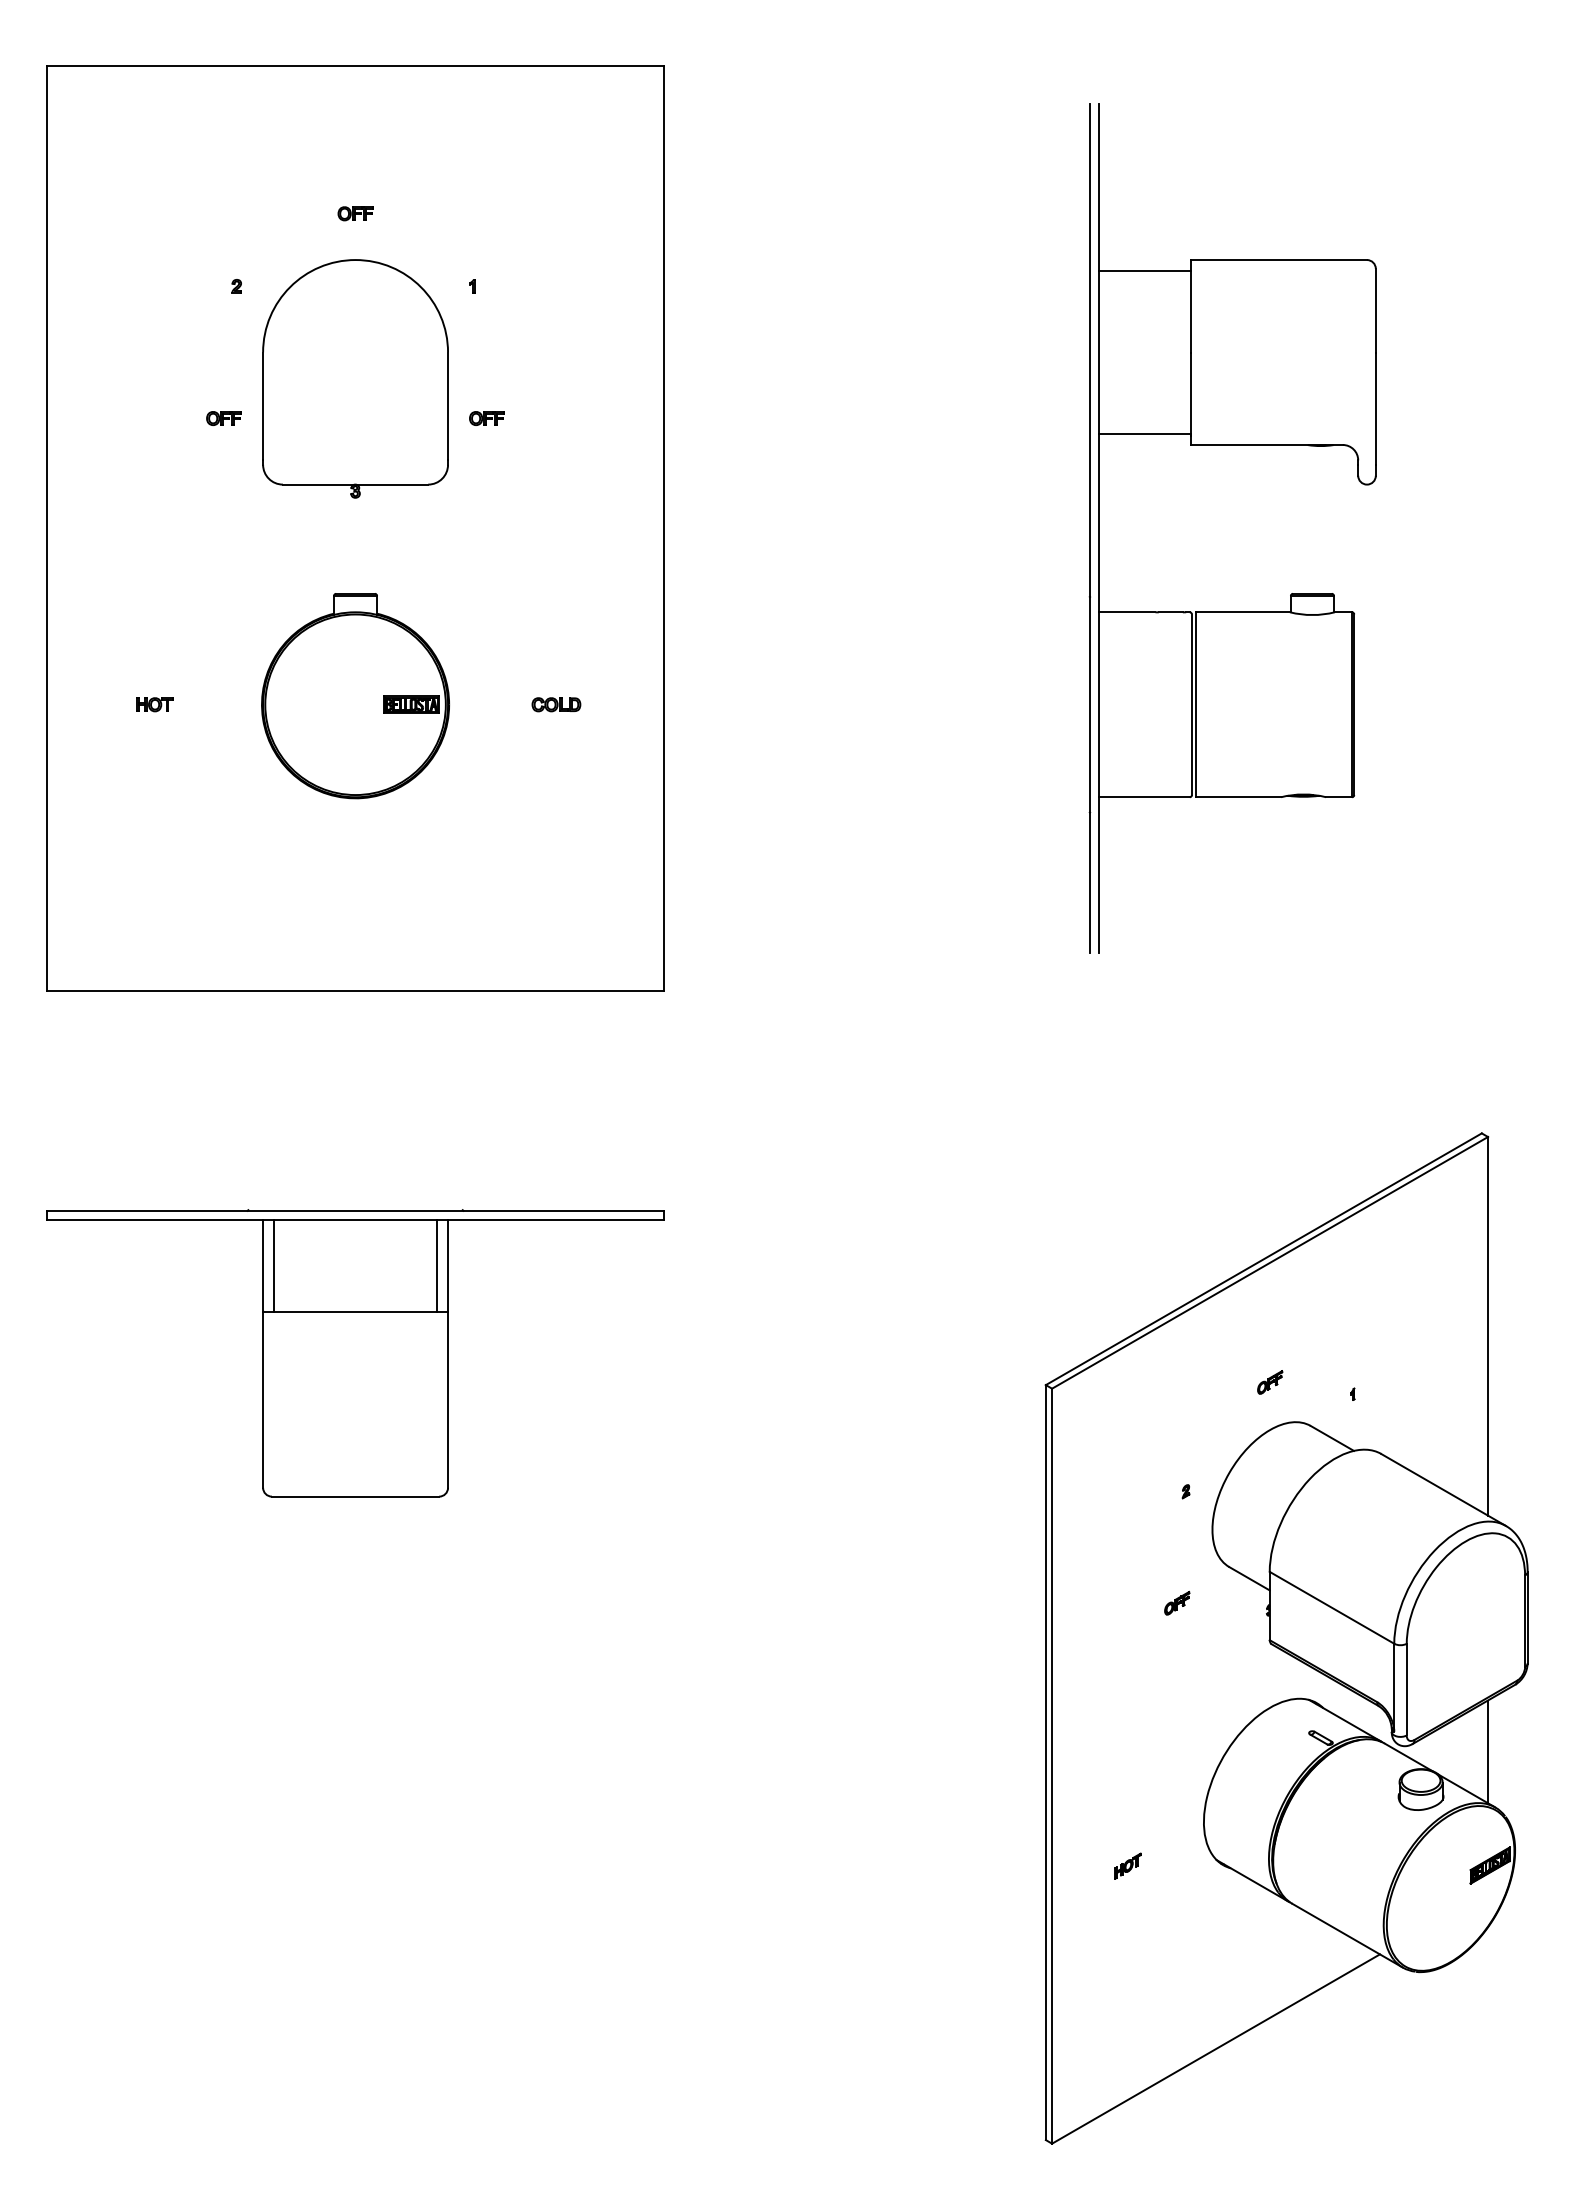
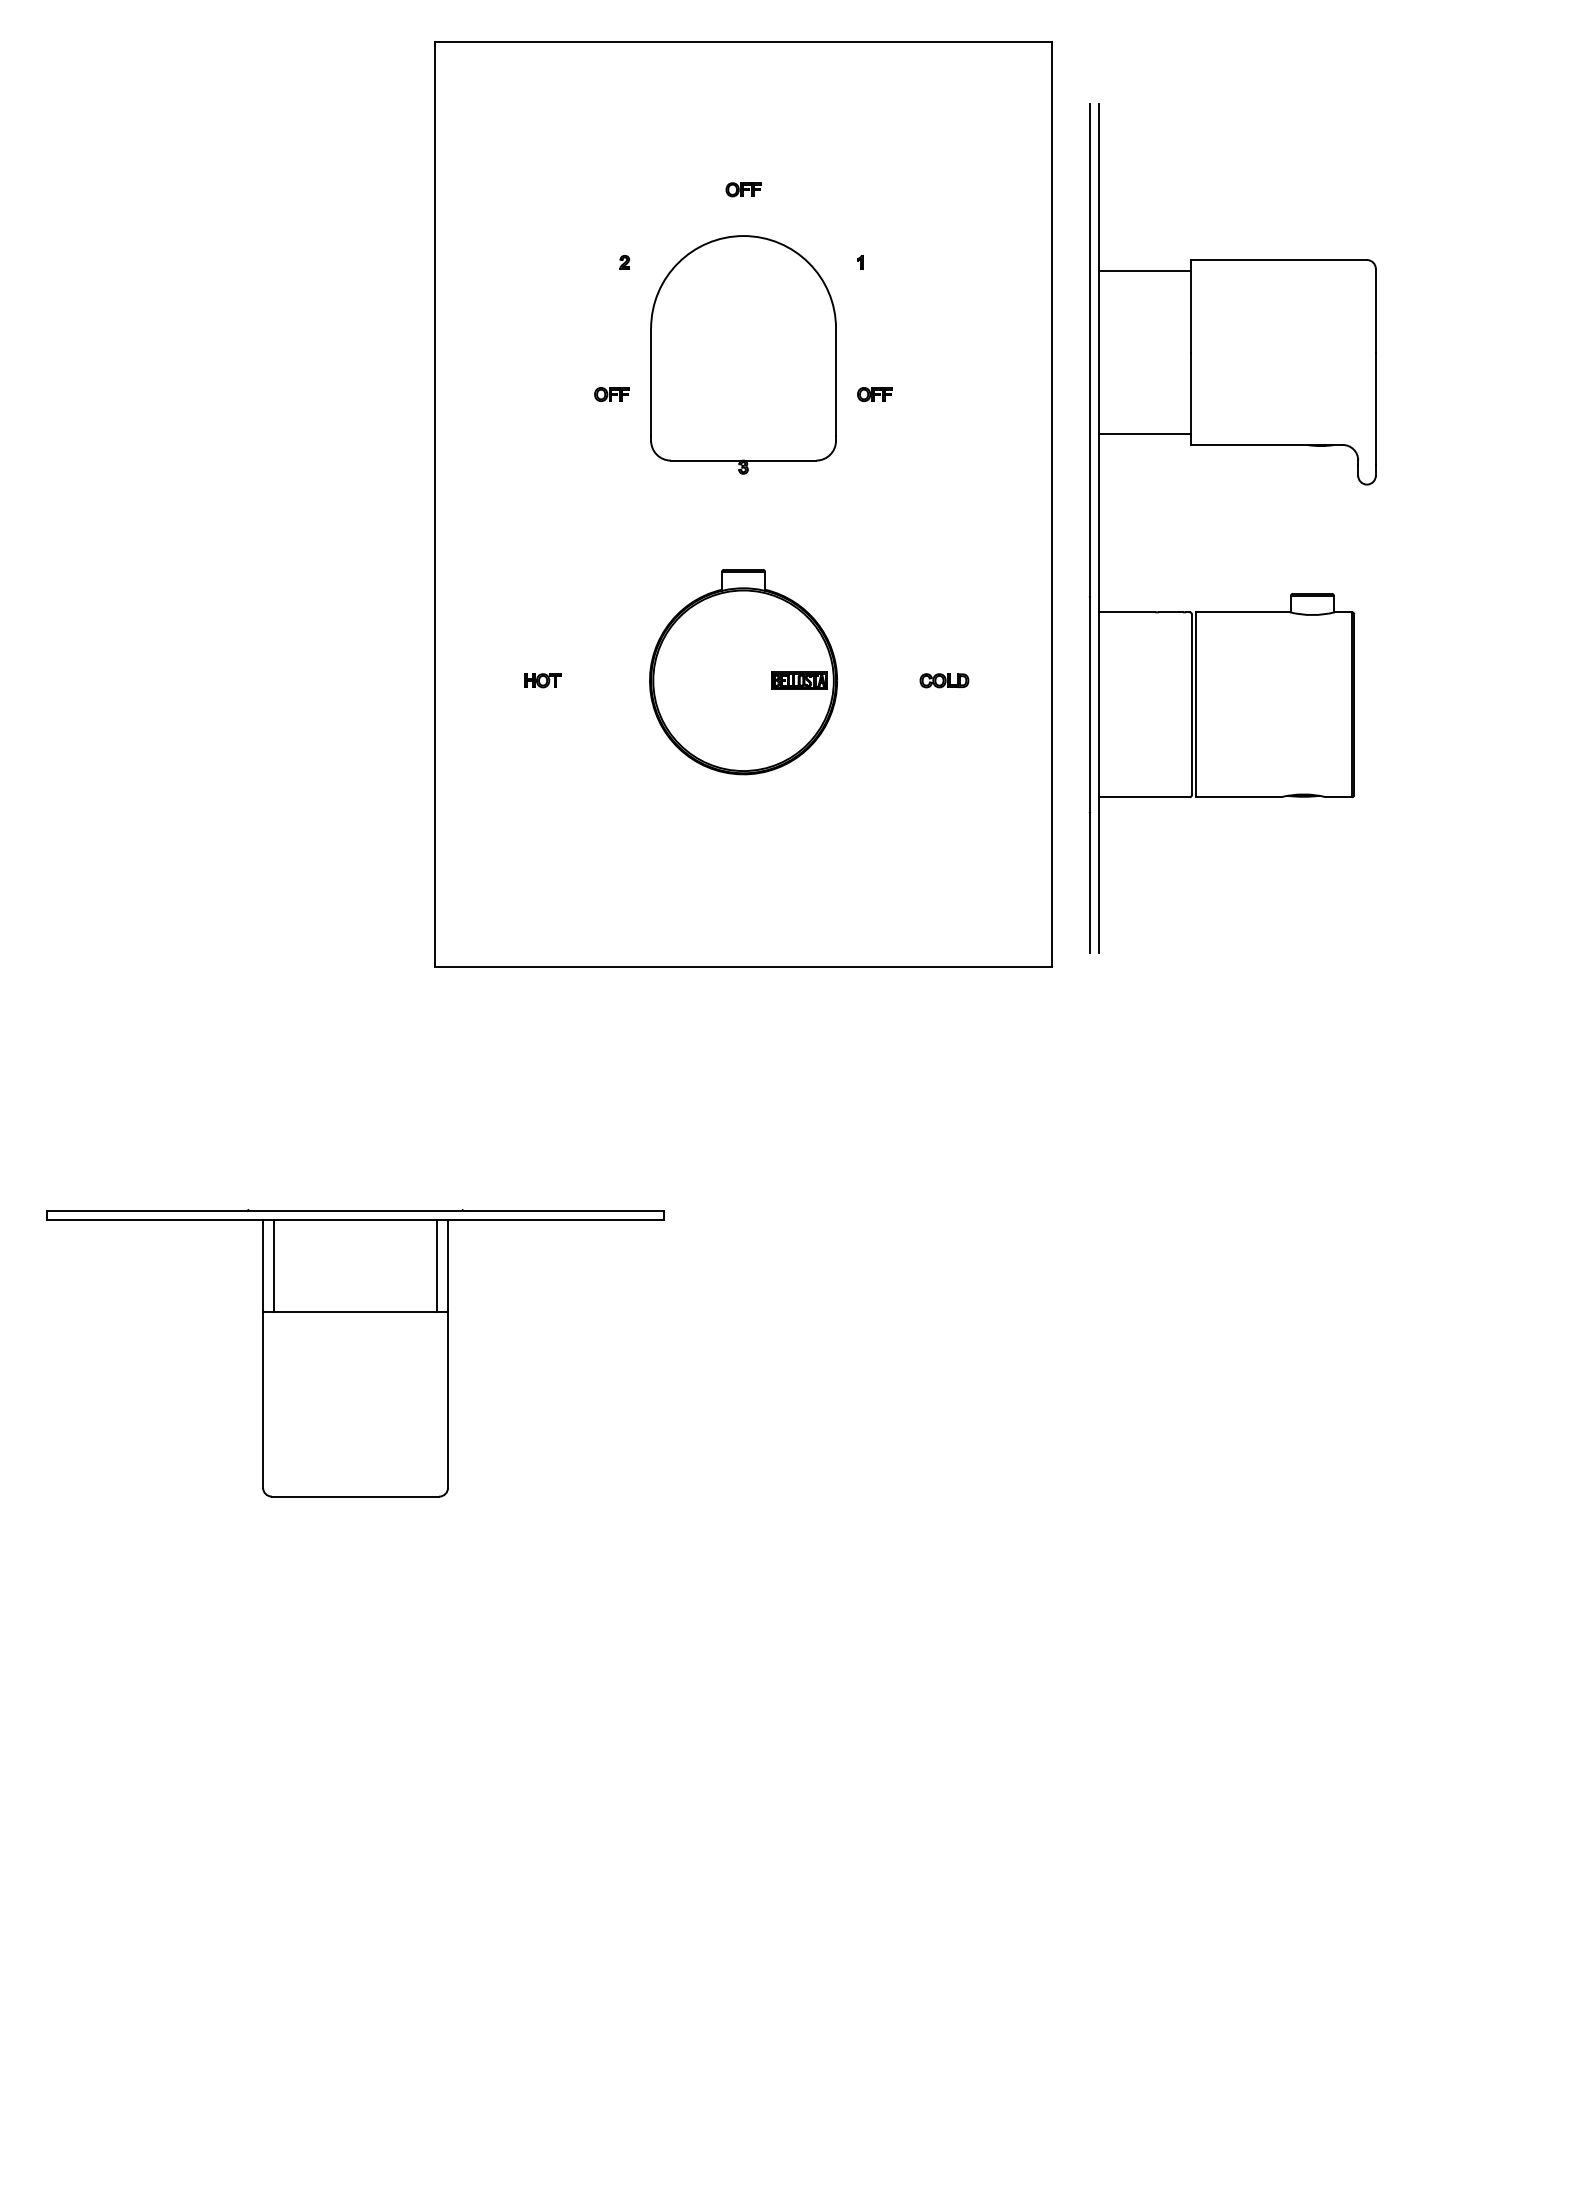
part position: (355, 528) -> (743, 504) (743, 504)
part: present -> none (1286, 1638)
